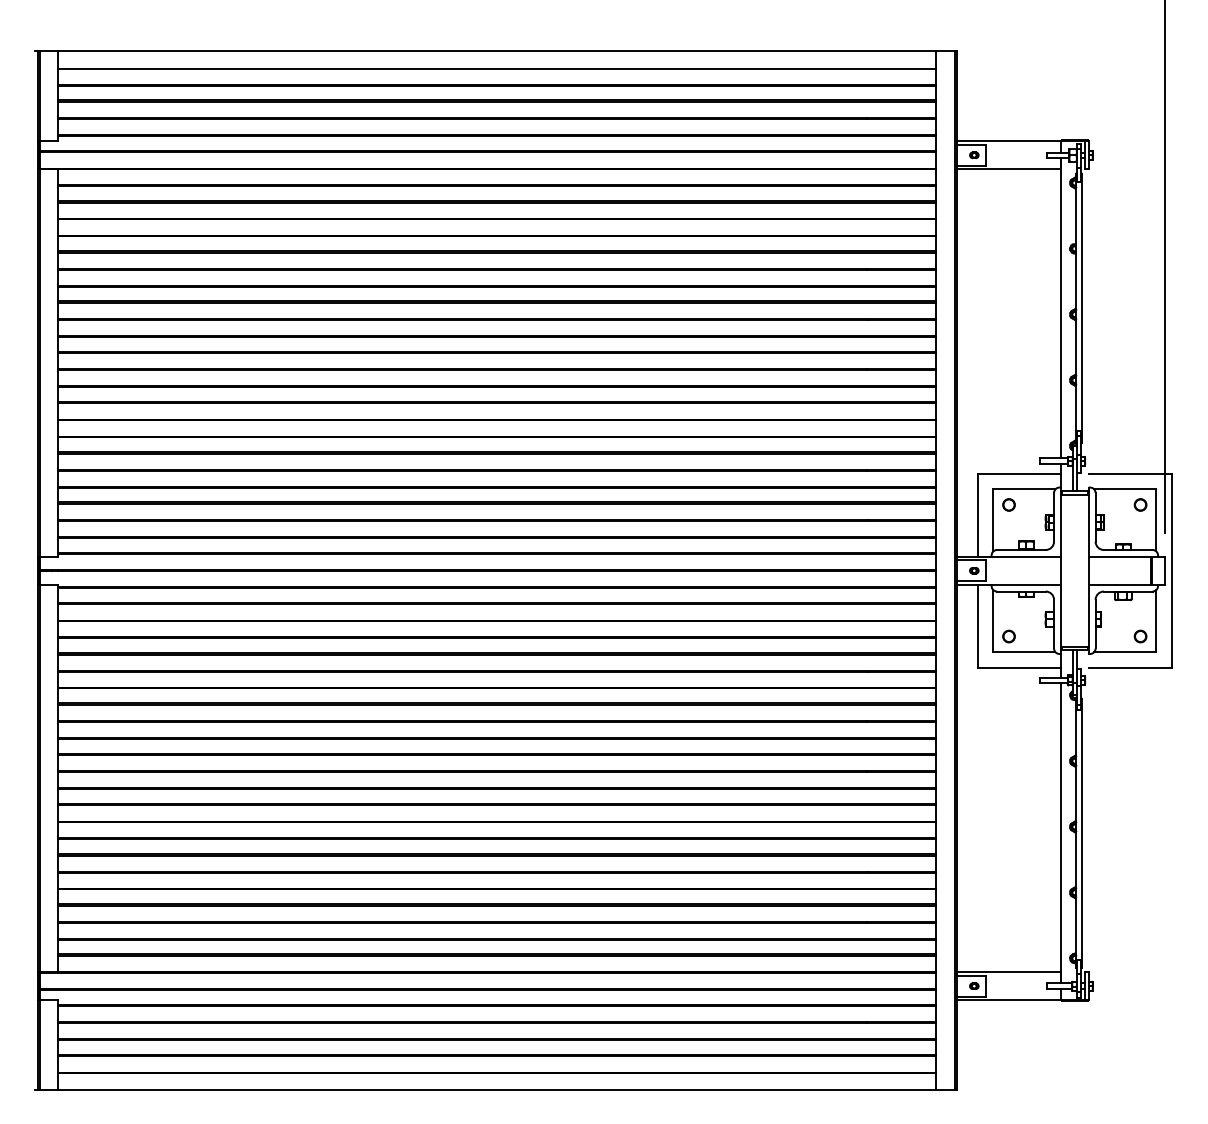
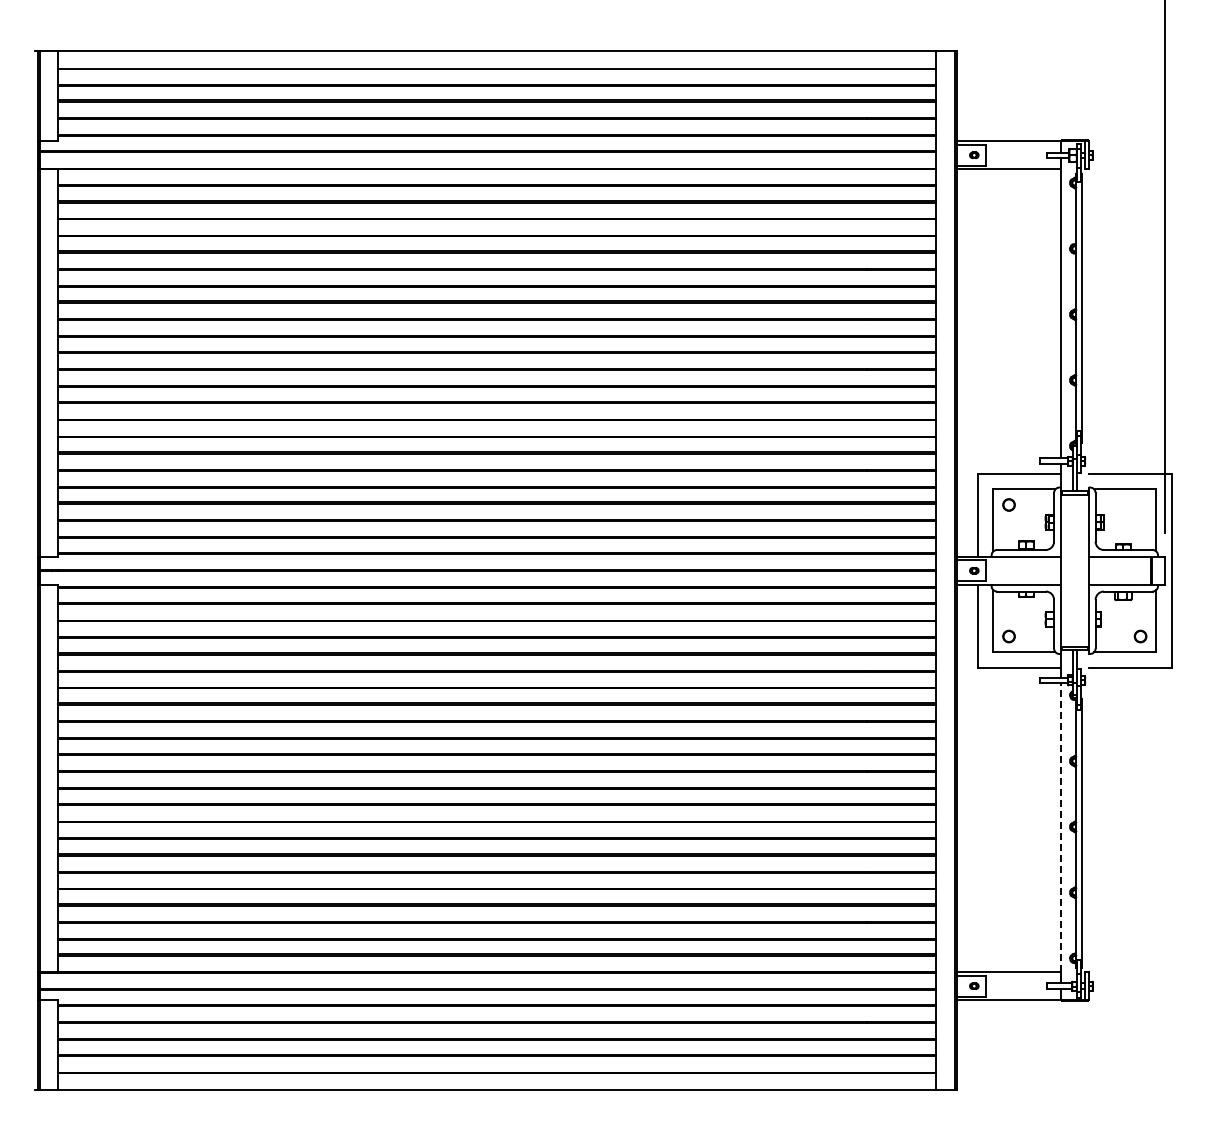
part: present -> none (1140, 504)
line: solid -> dashed (1060, 832)
